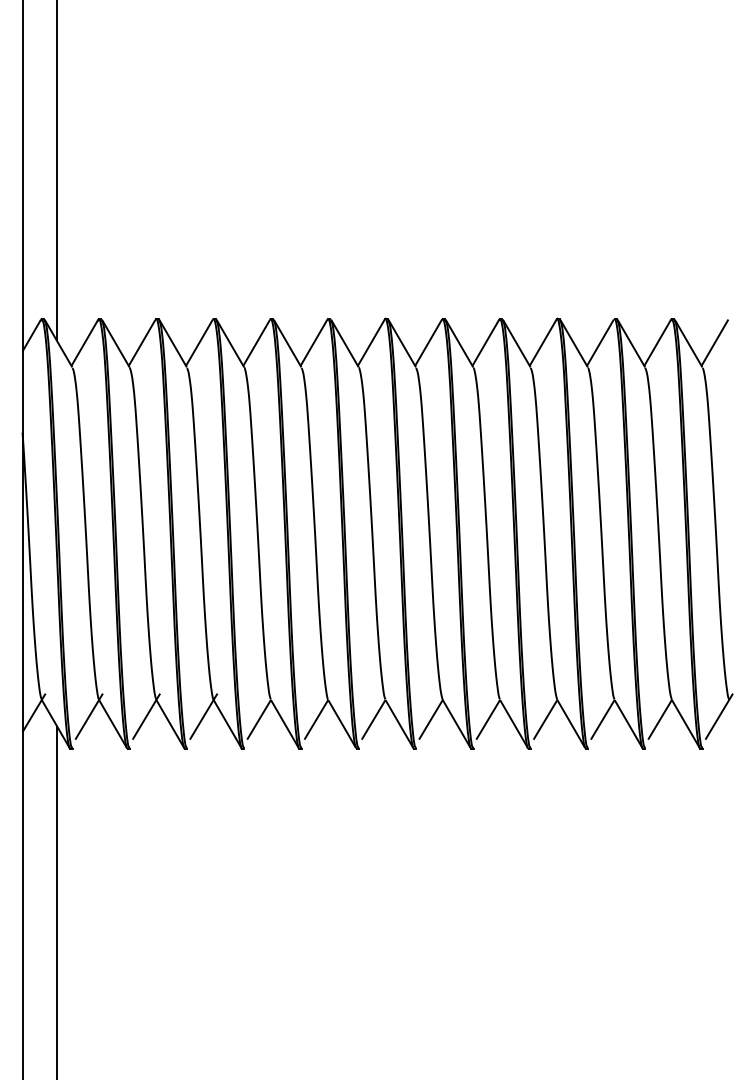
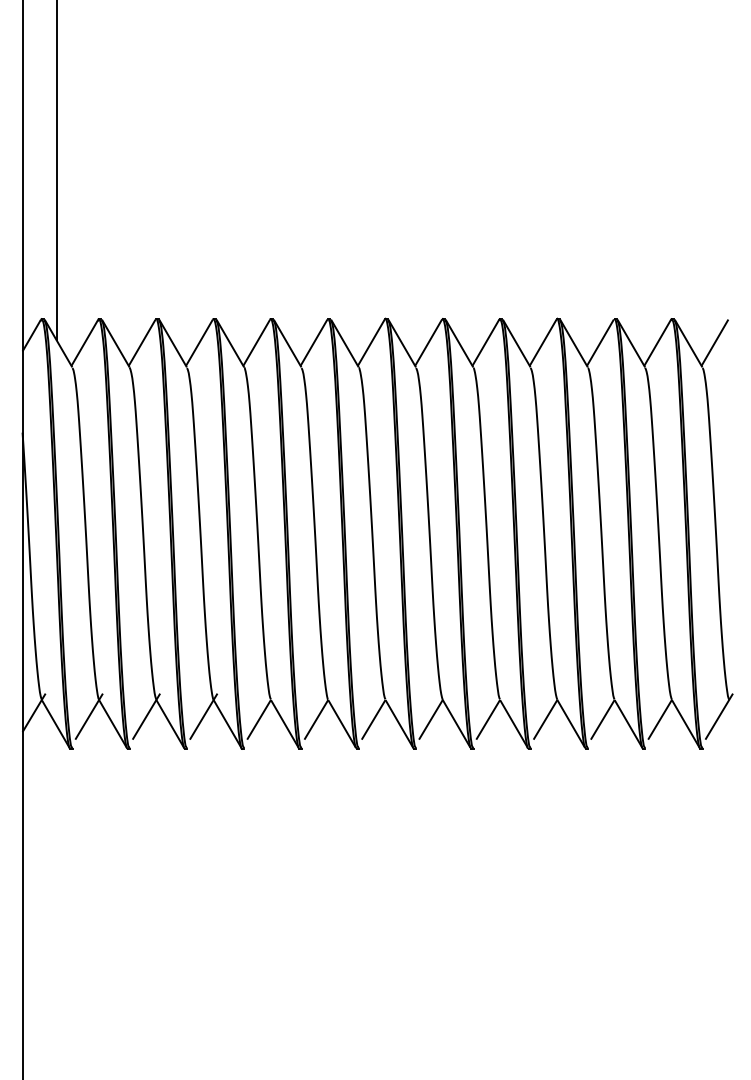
line: present -> none (56, 901)
